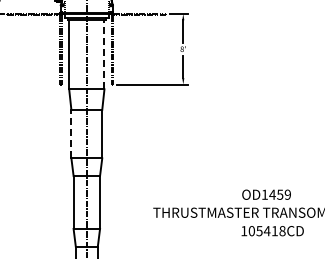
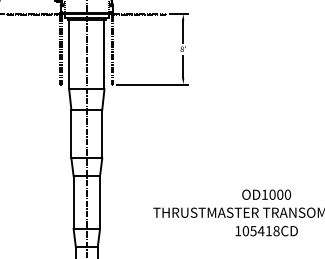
line: dashed -> solid (104, 54)
line: dashed -> solid (71, 133)
text: OD1459 -> OD1000 (279, 194)
text position: (272, 231) -> (266, 231) (266, 231)
